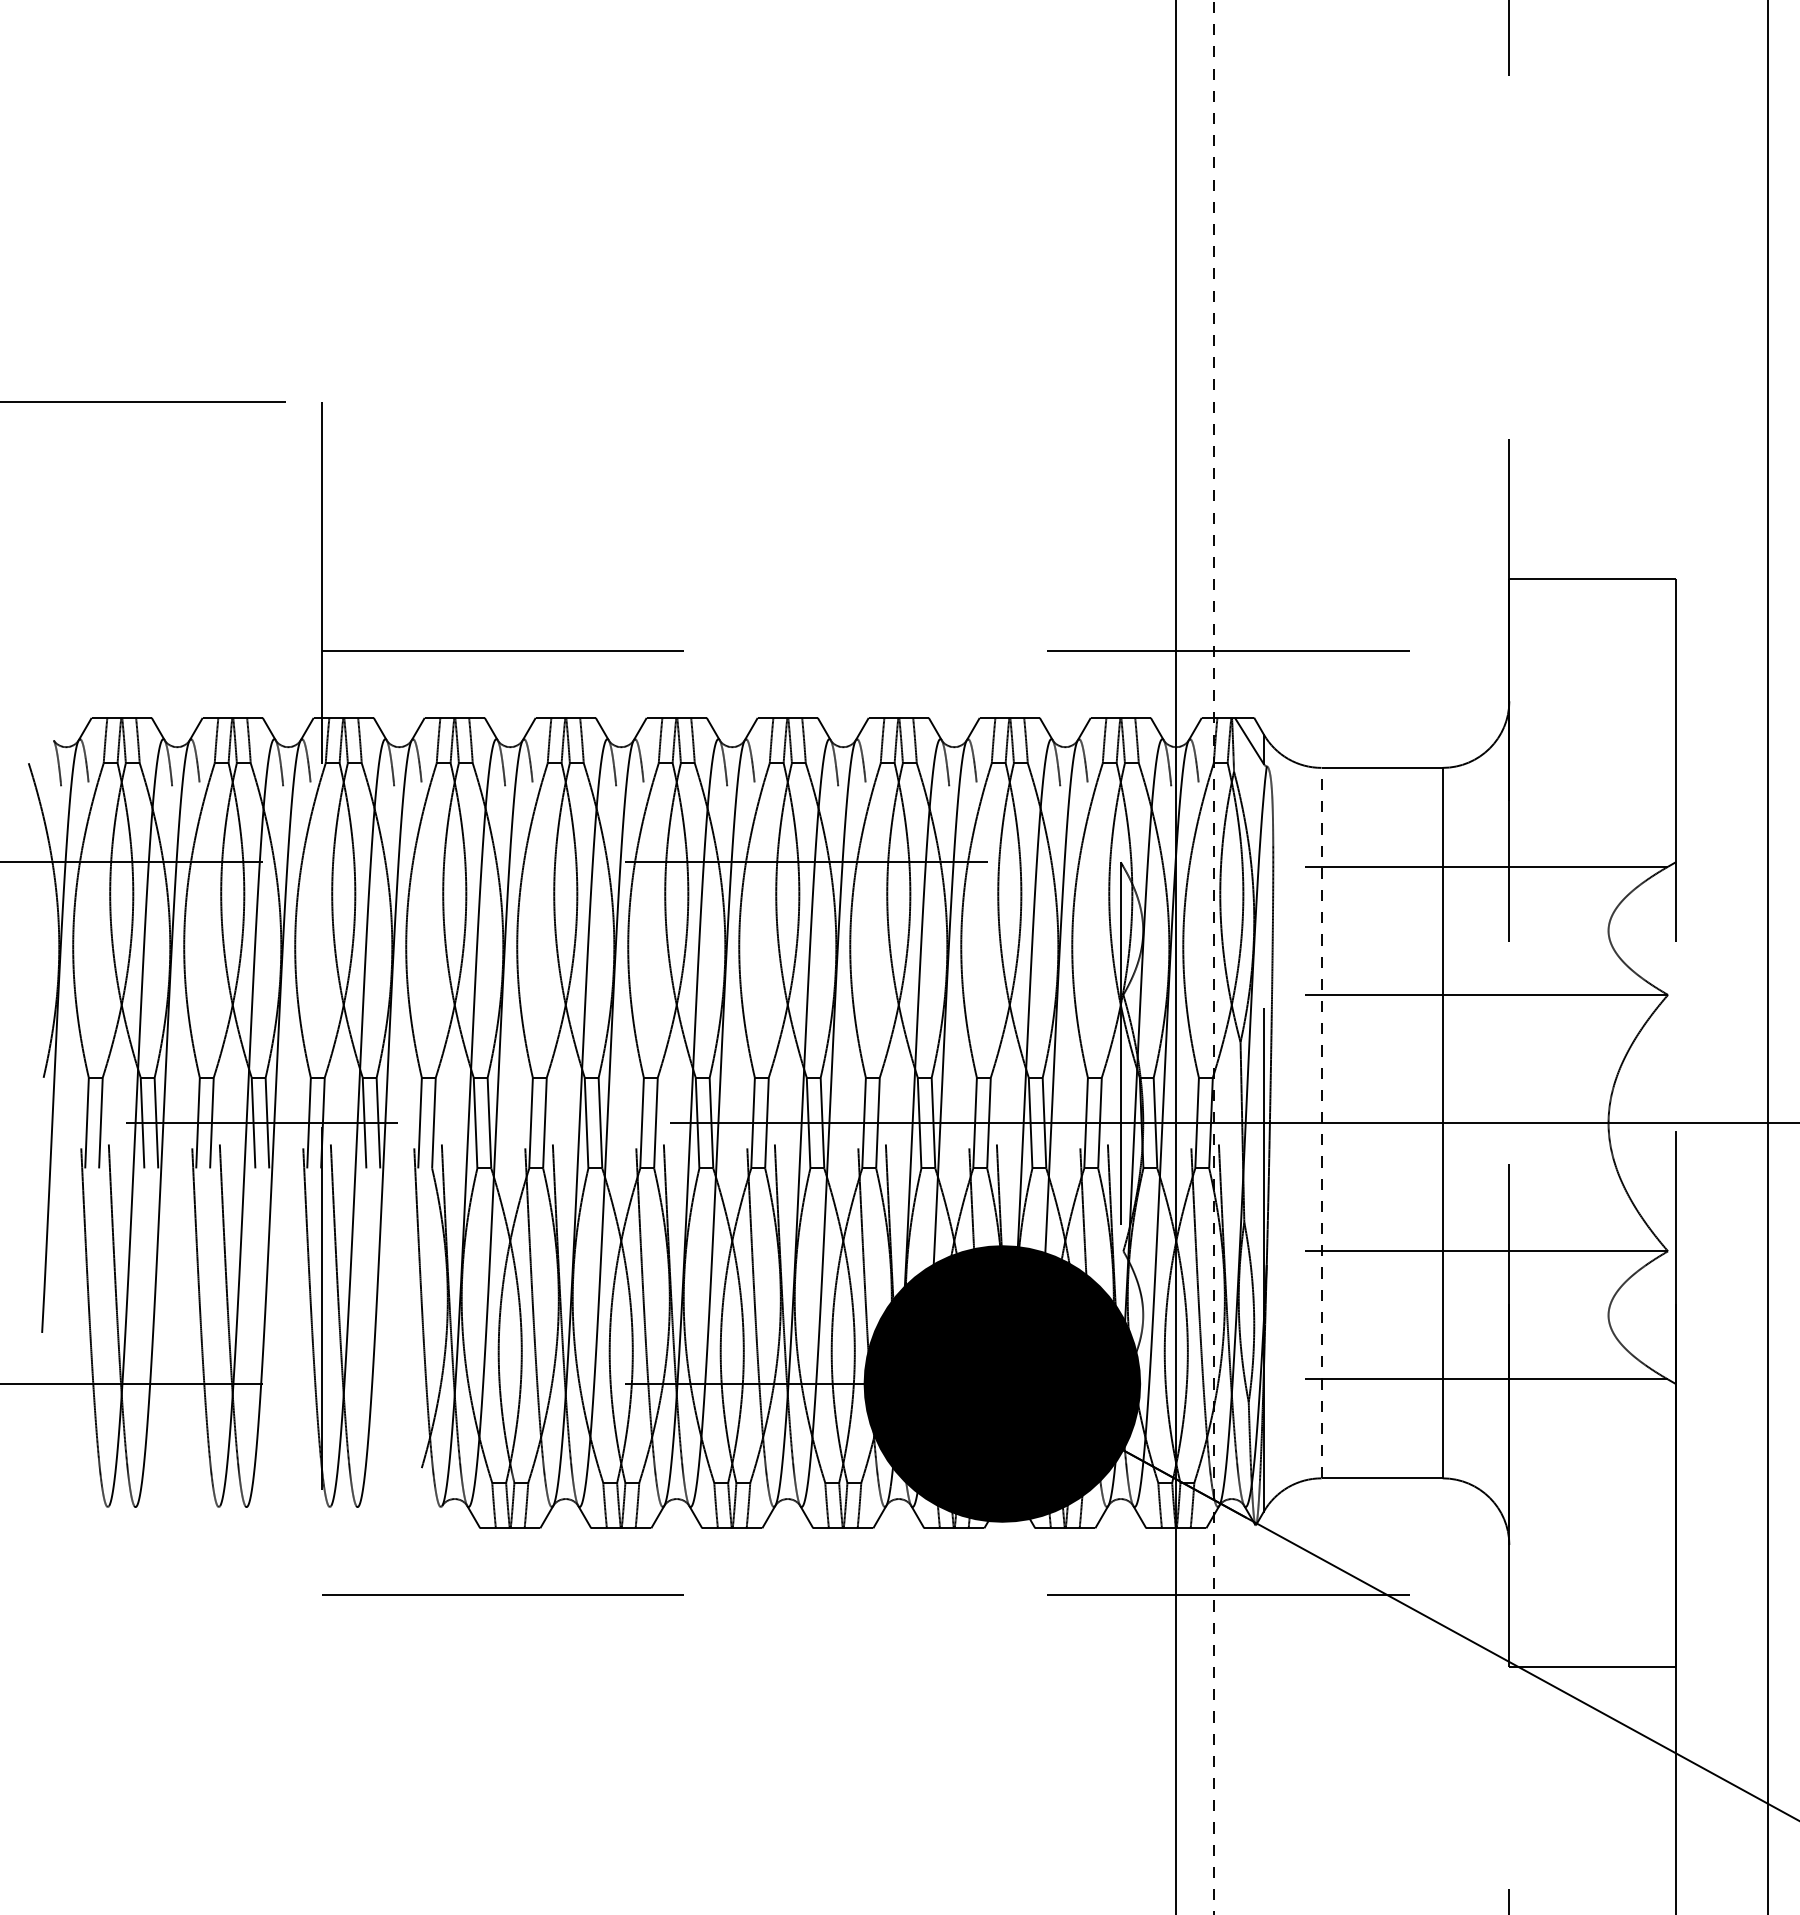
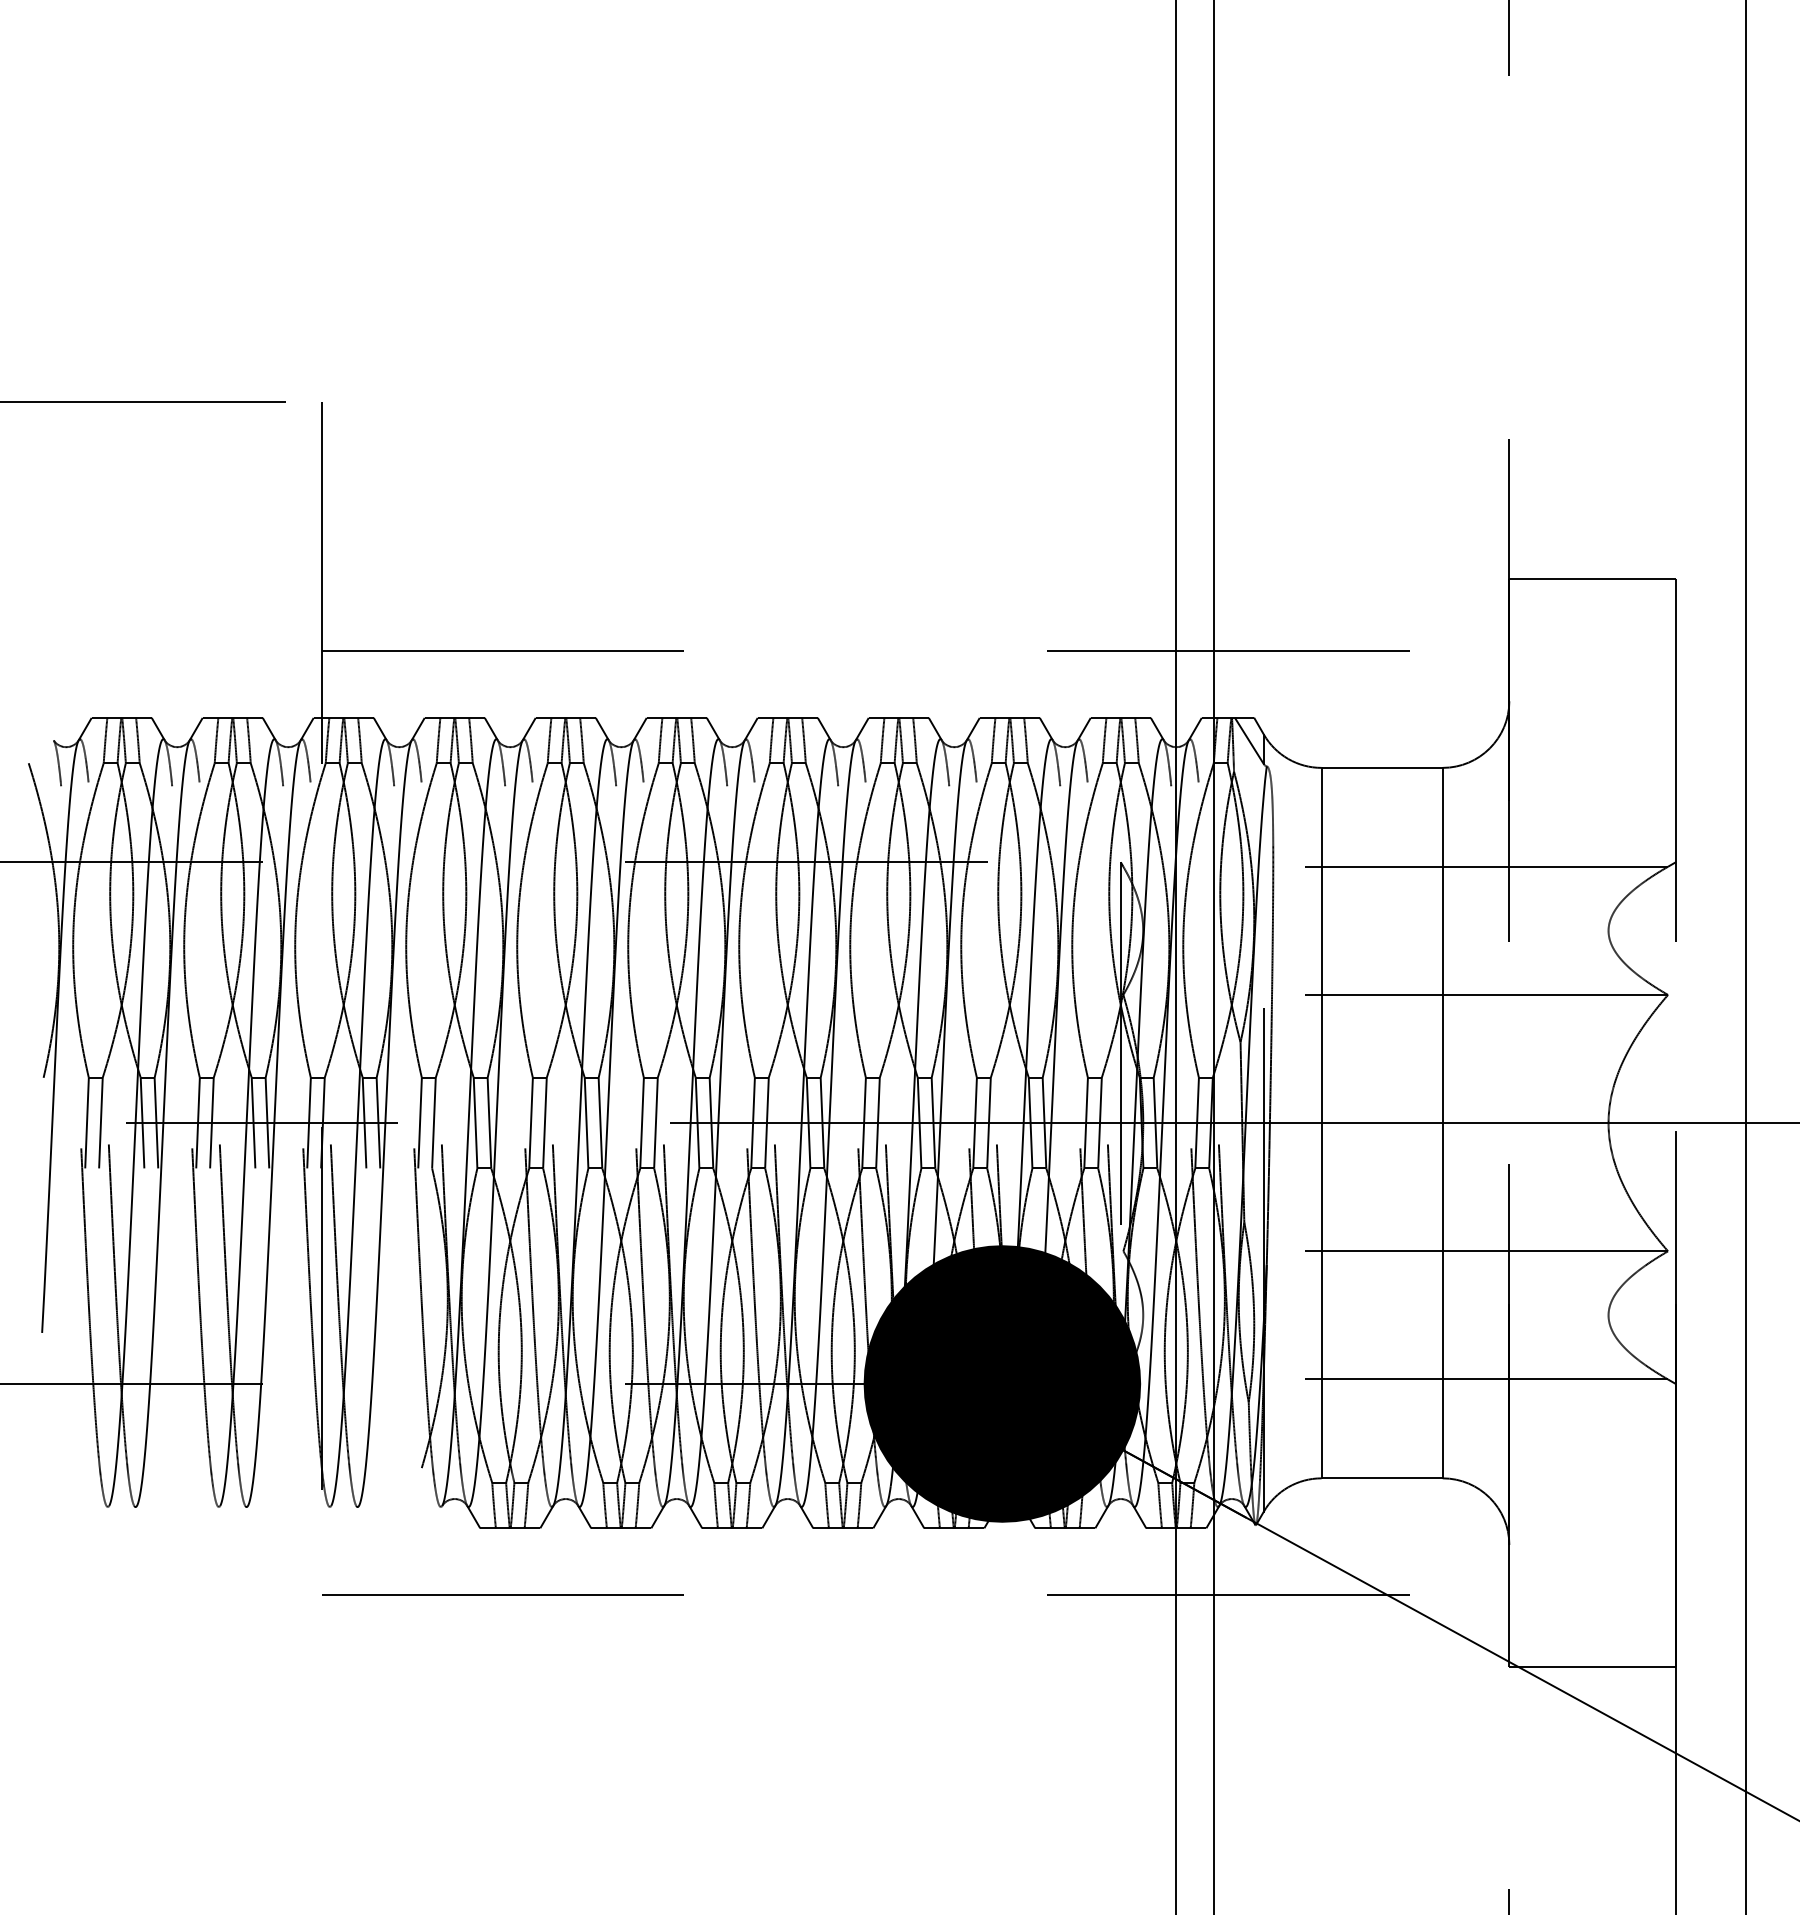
line position: (1768, 956) -> (1746, 956) (1746, 956)
line: dashed -> solid (1214, 958)
line: dashed -> solid (1321, 1122)
